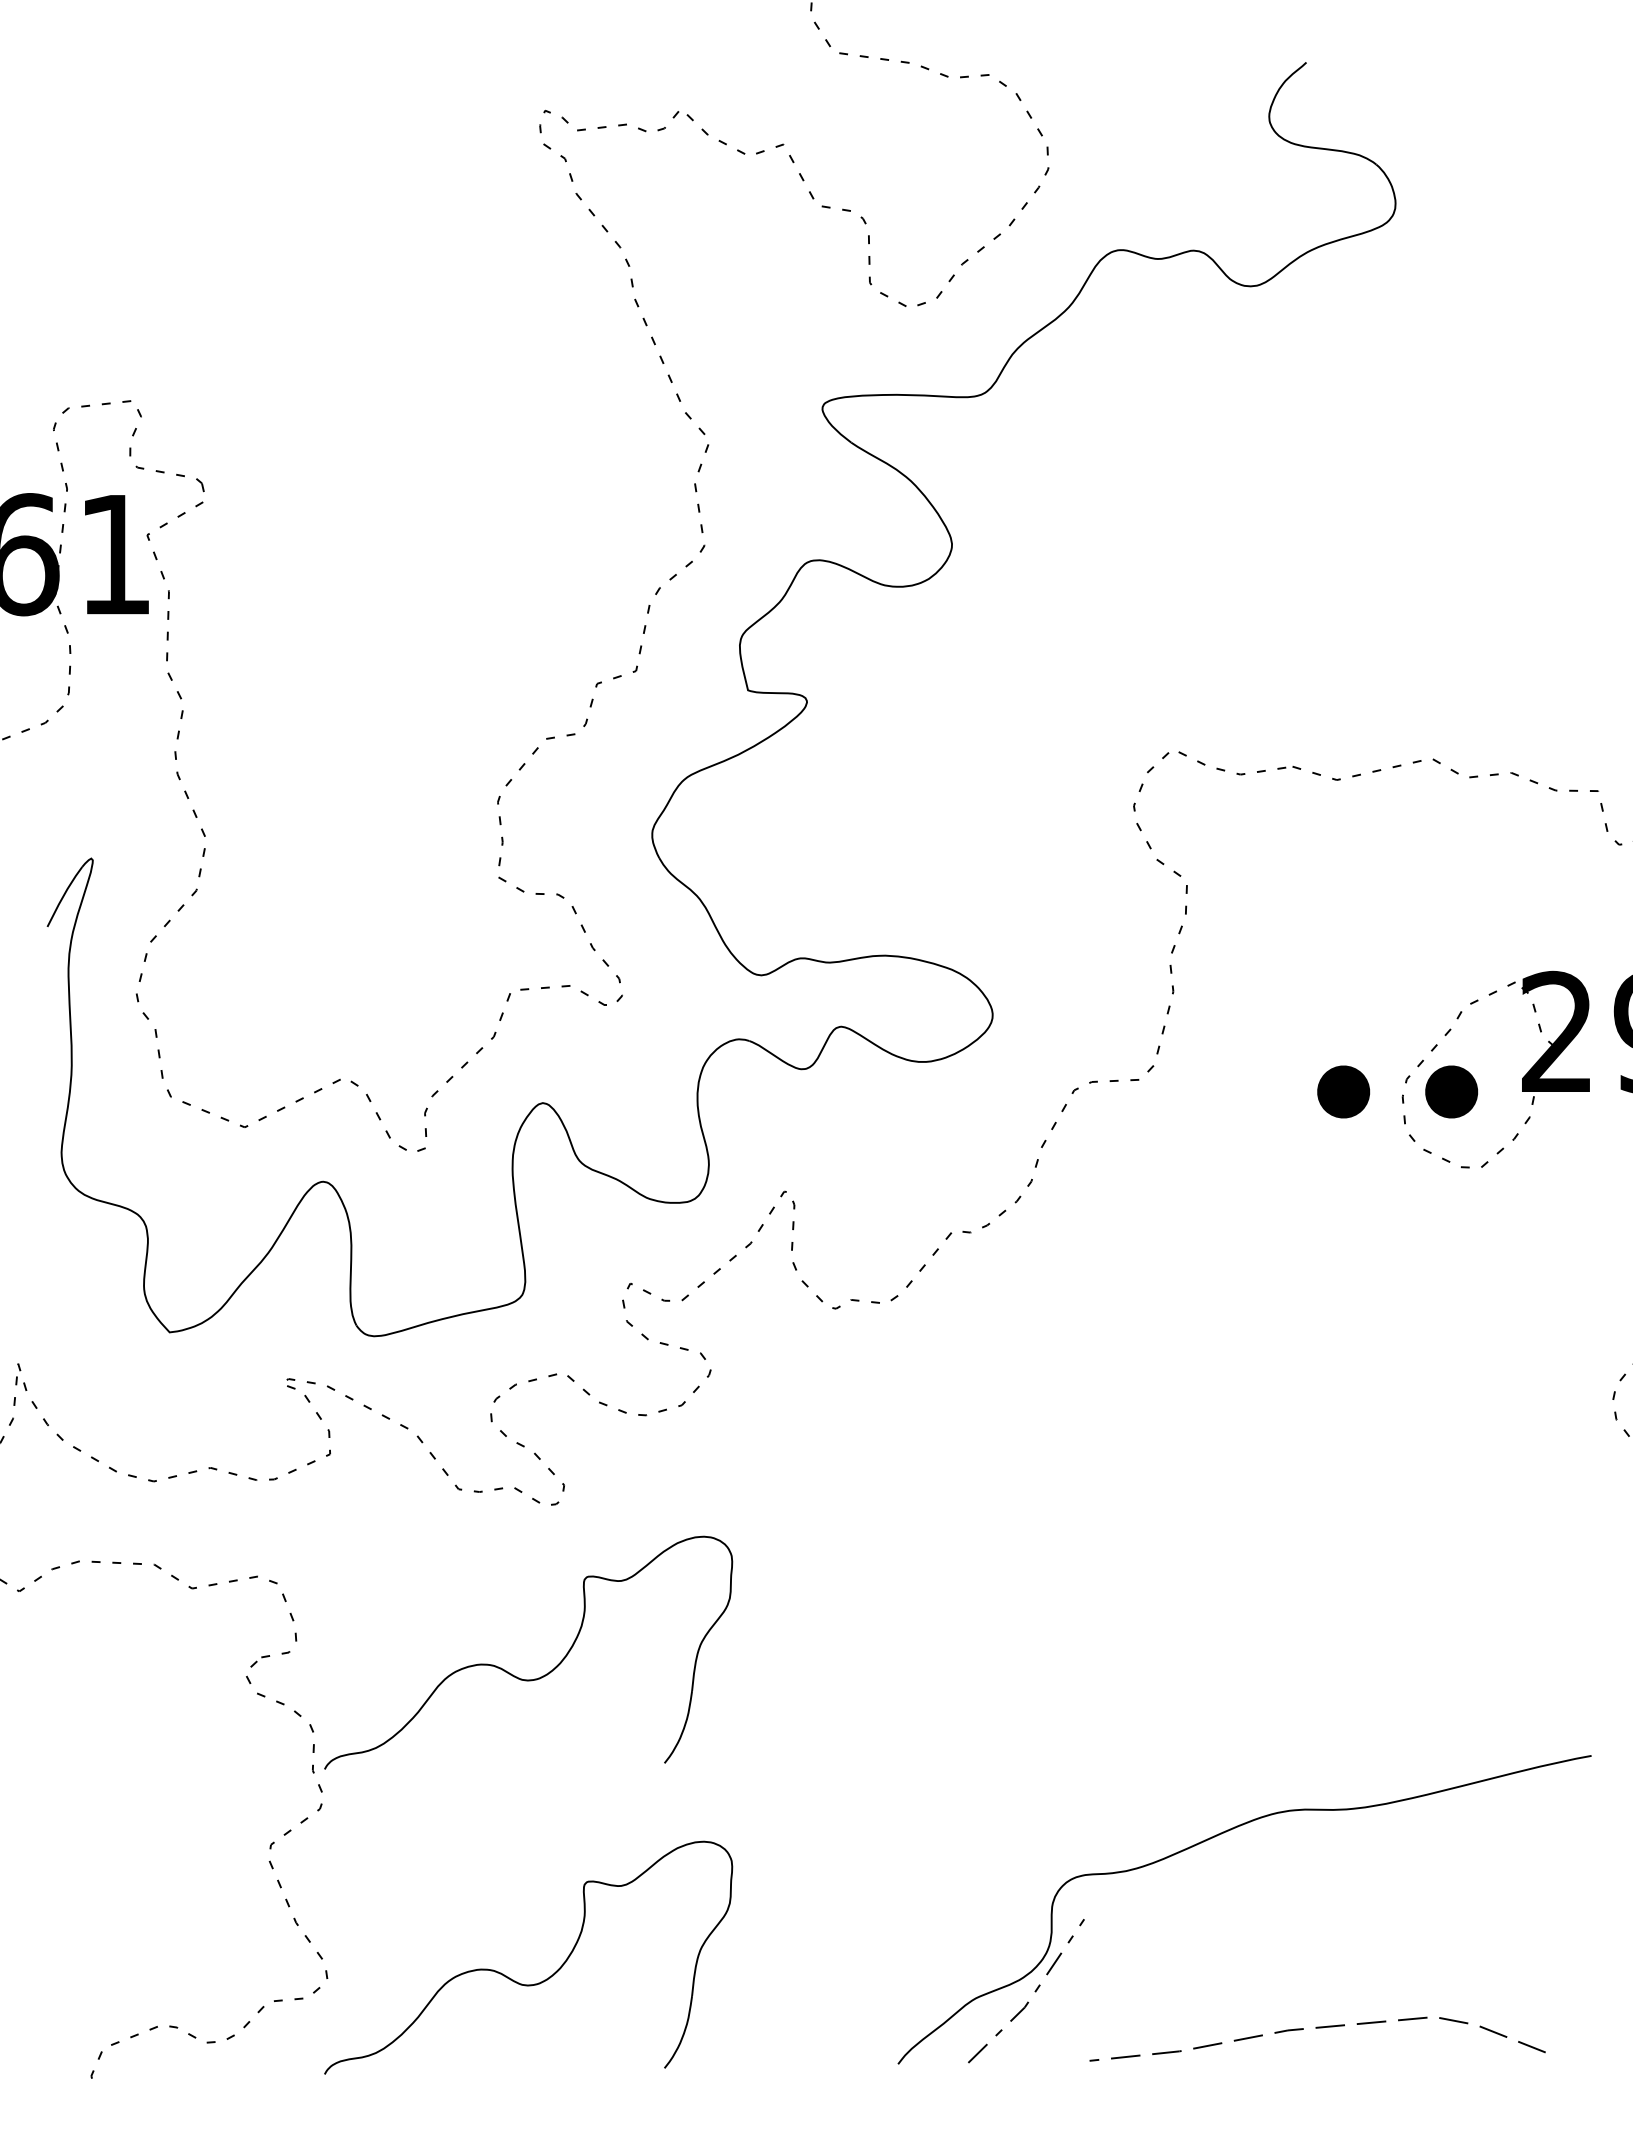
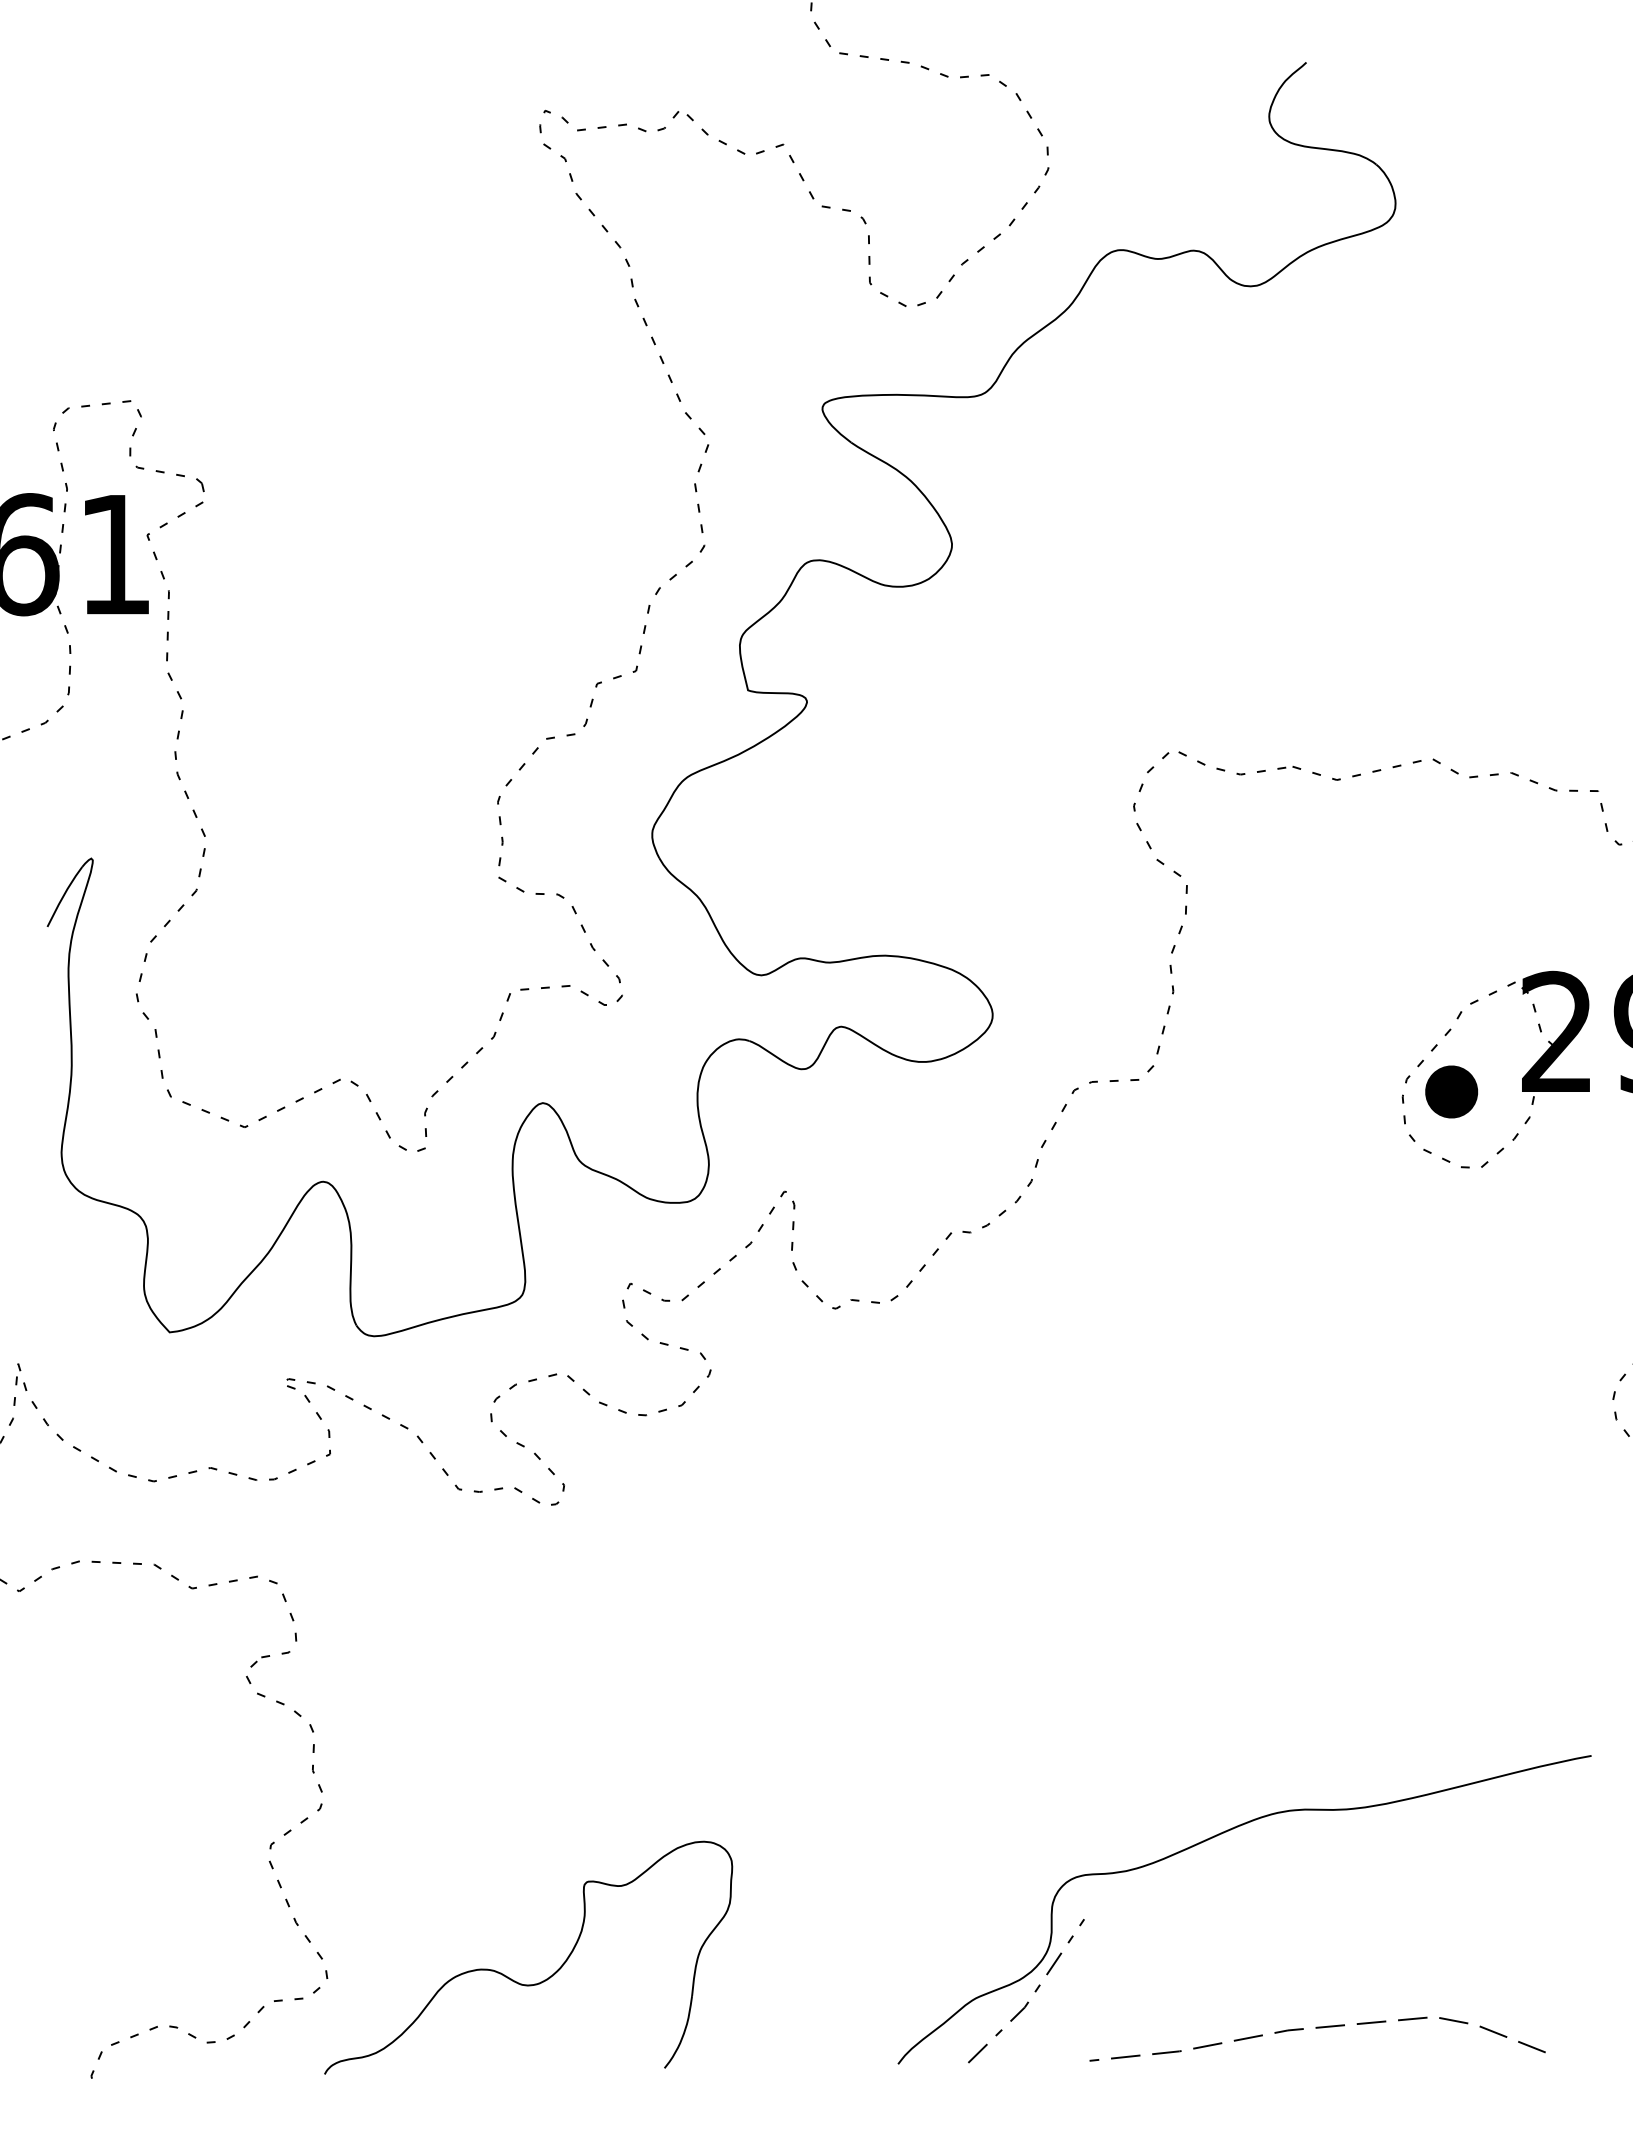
part: present -> none (1343, 1091)
part: present -> none (517, 1676)
